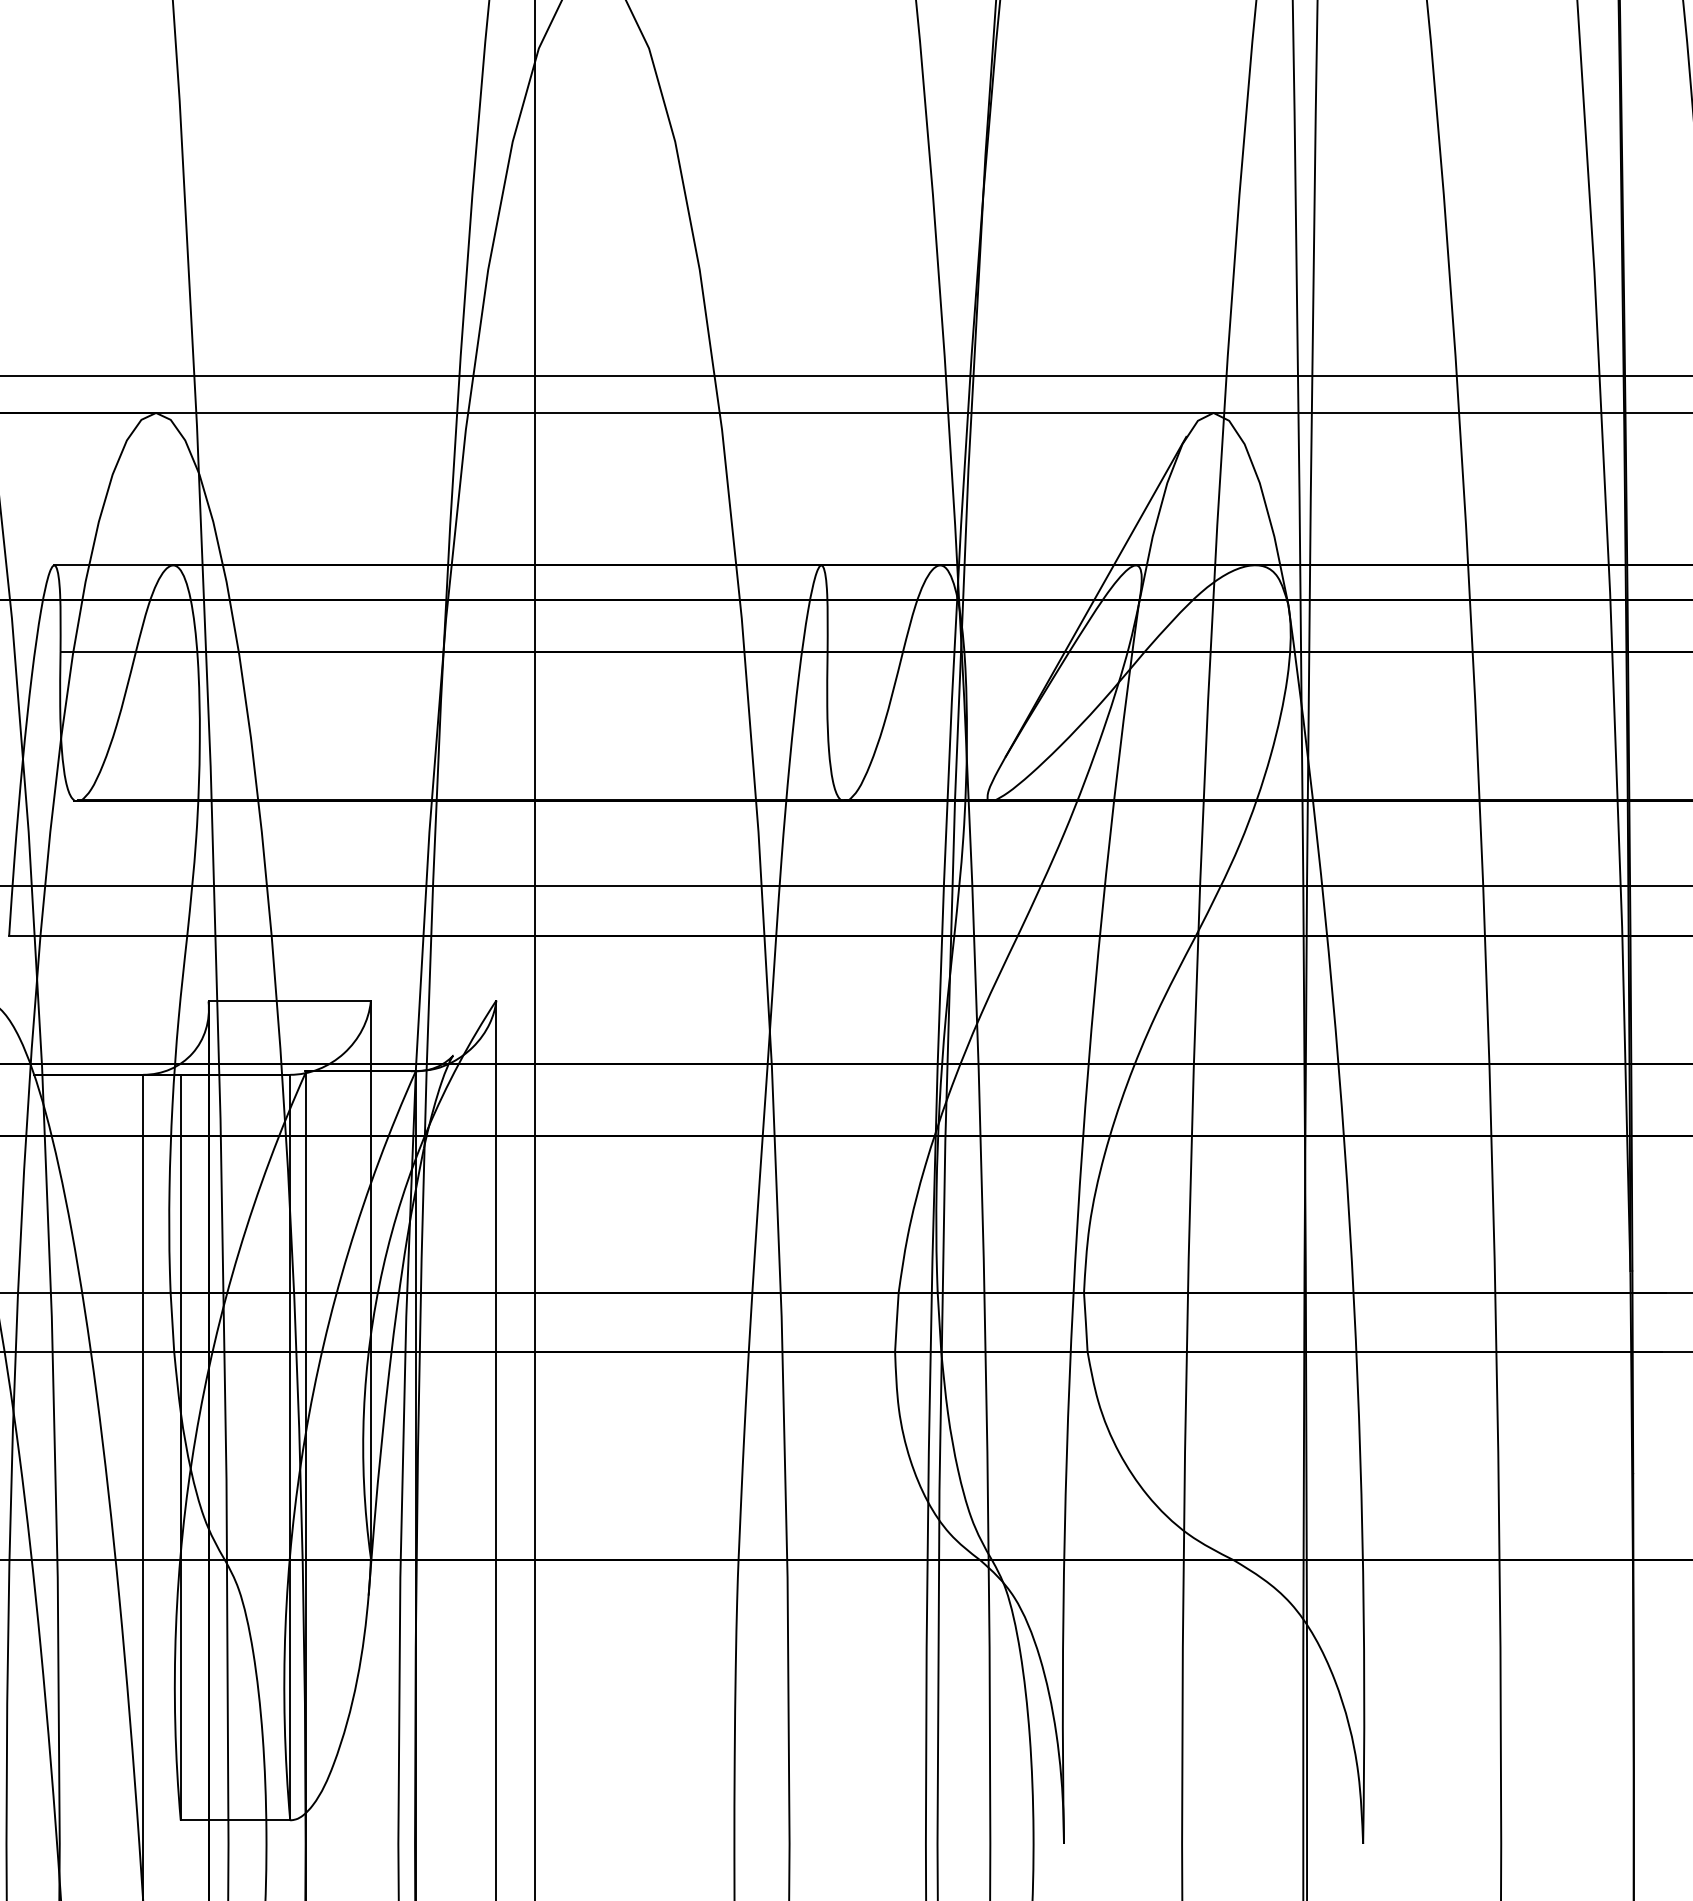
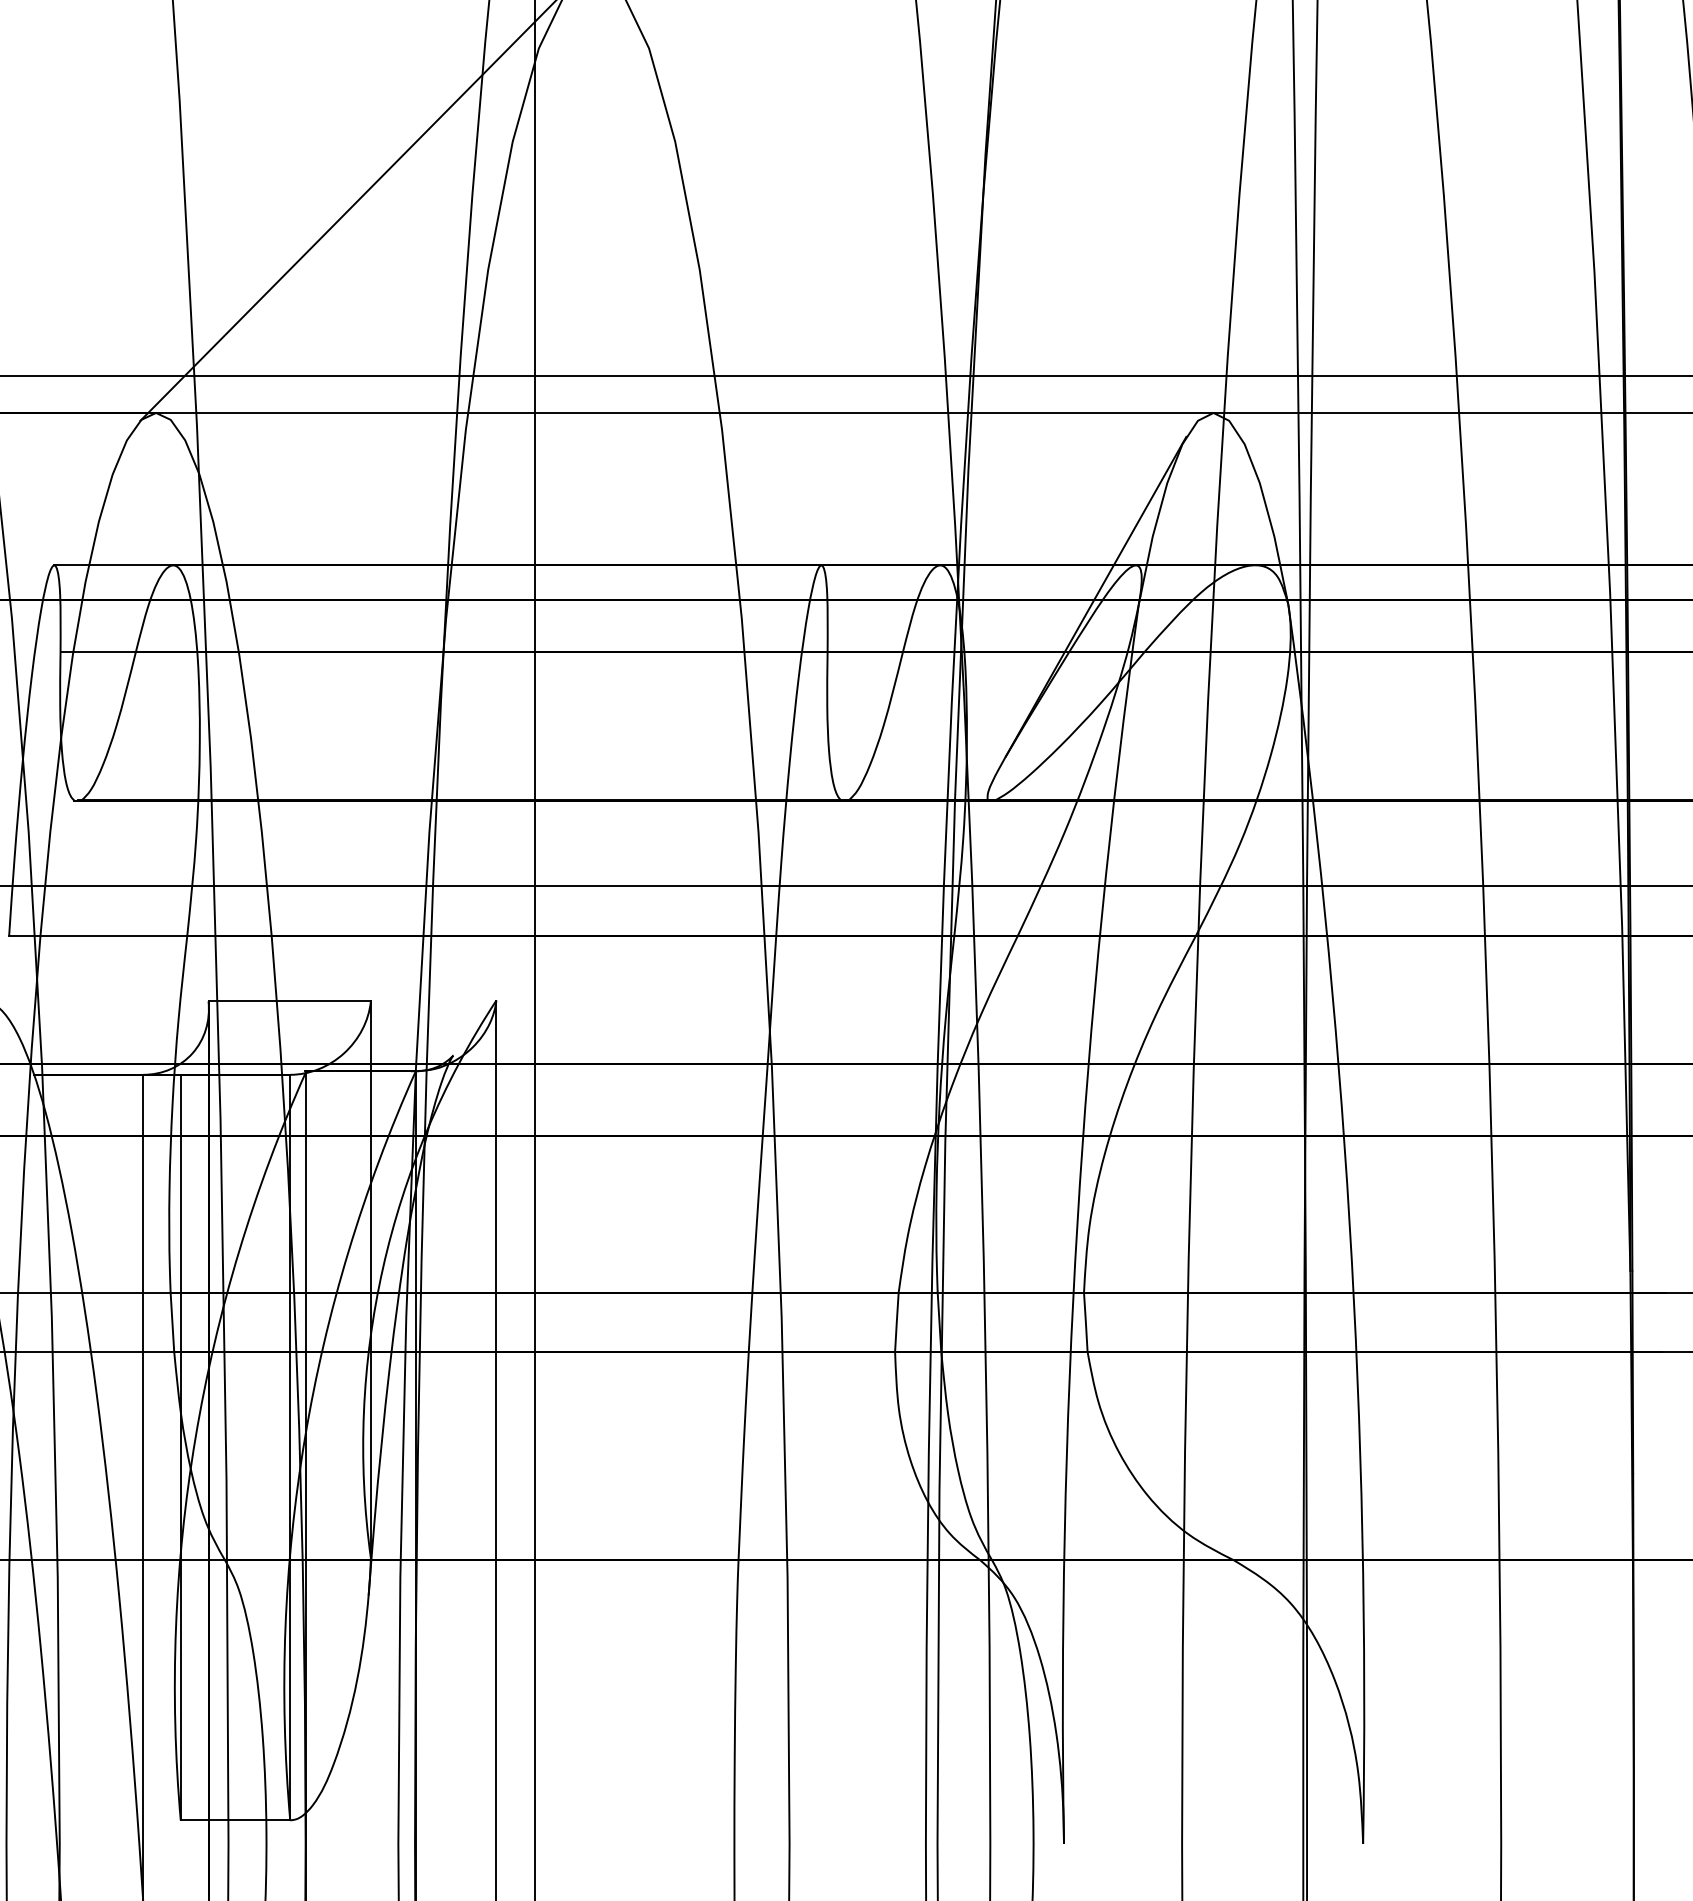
line: none -> present (347, 211)
